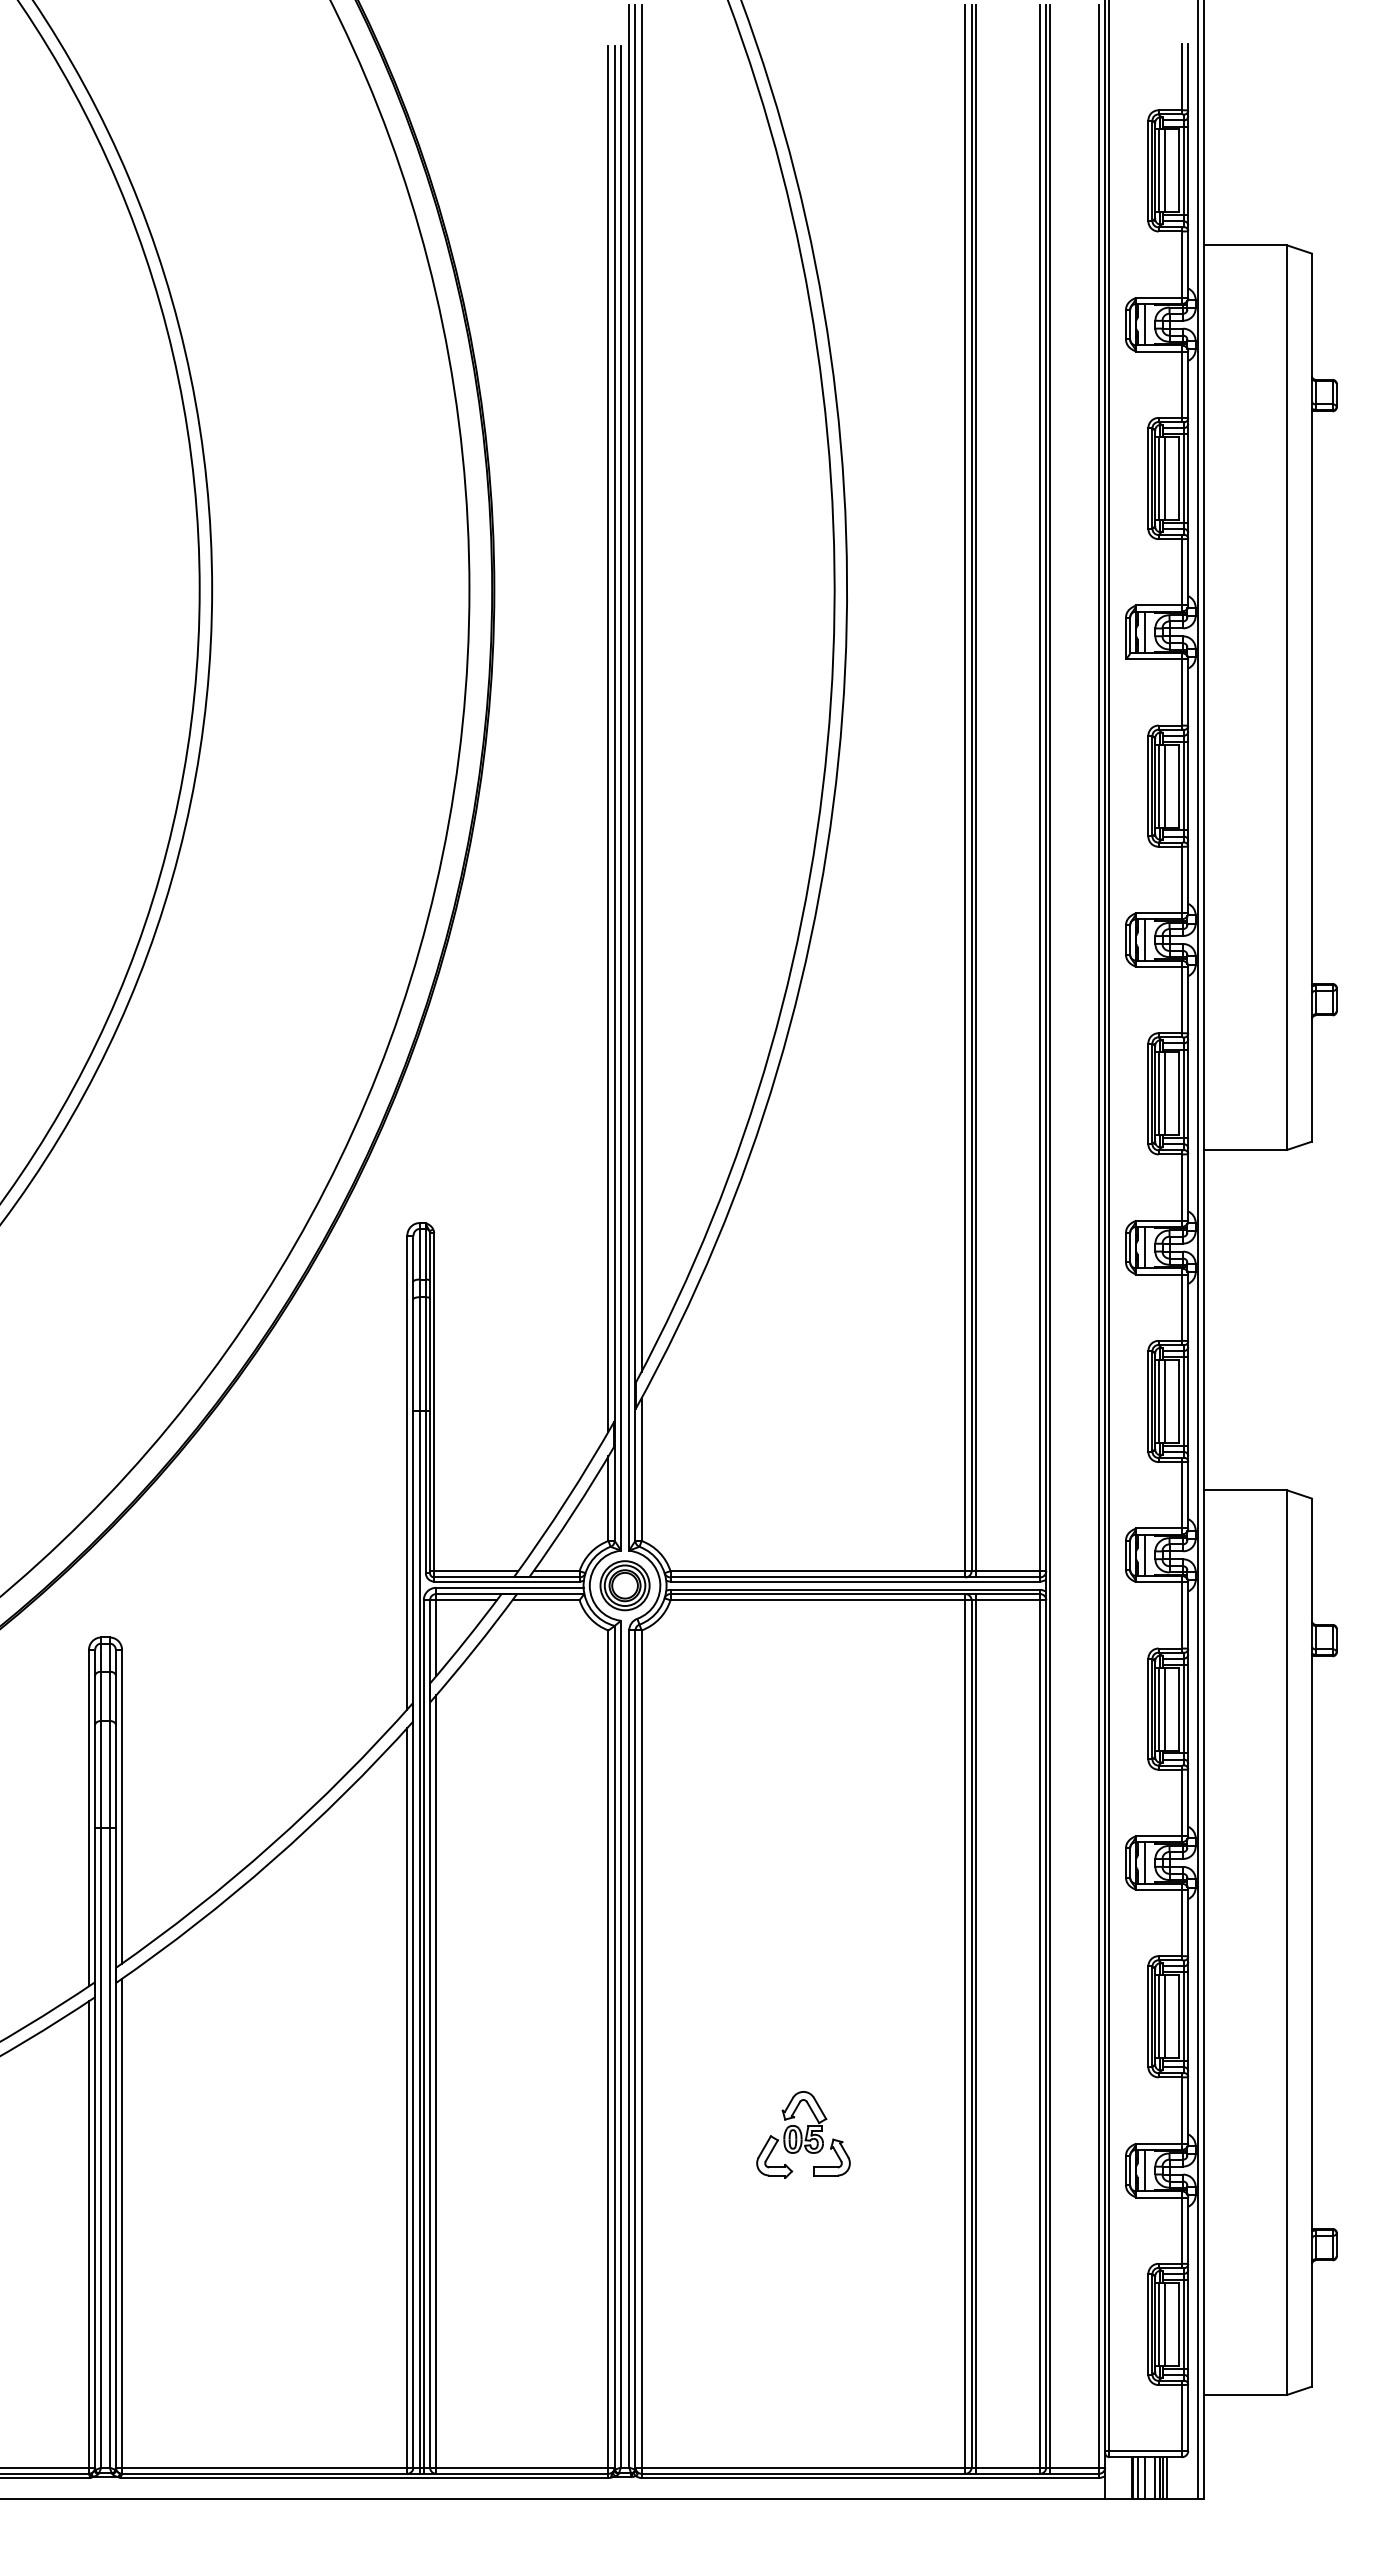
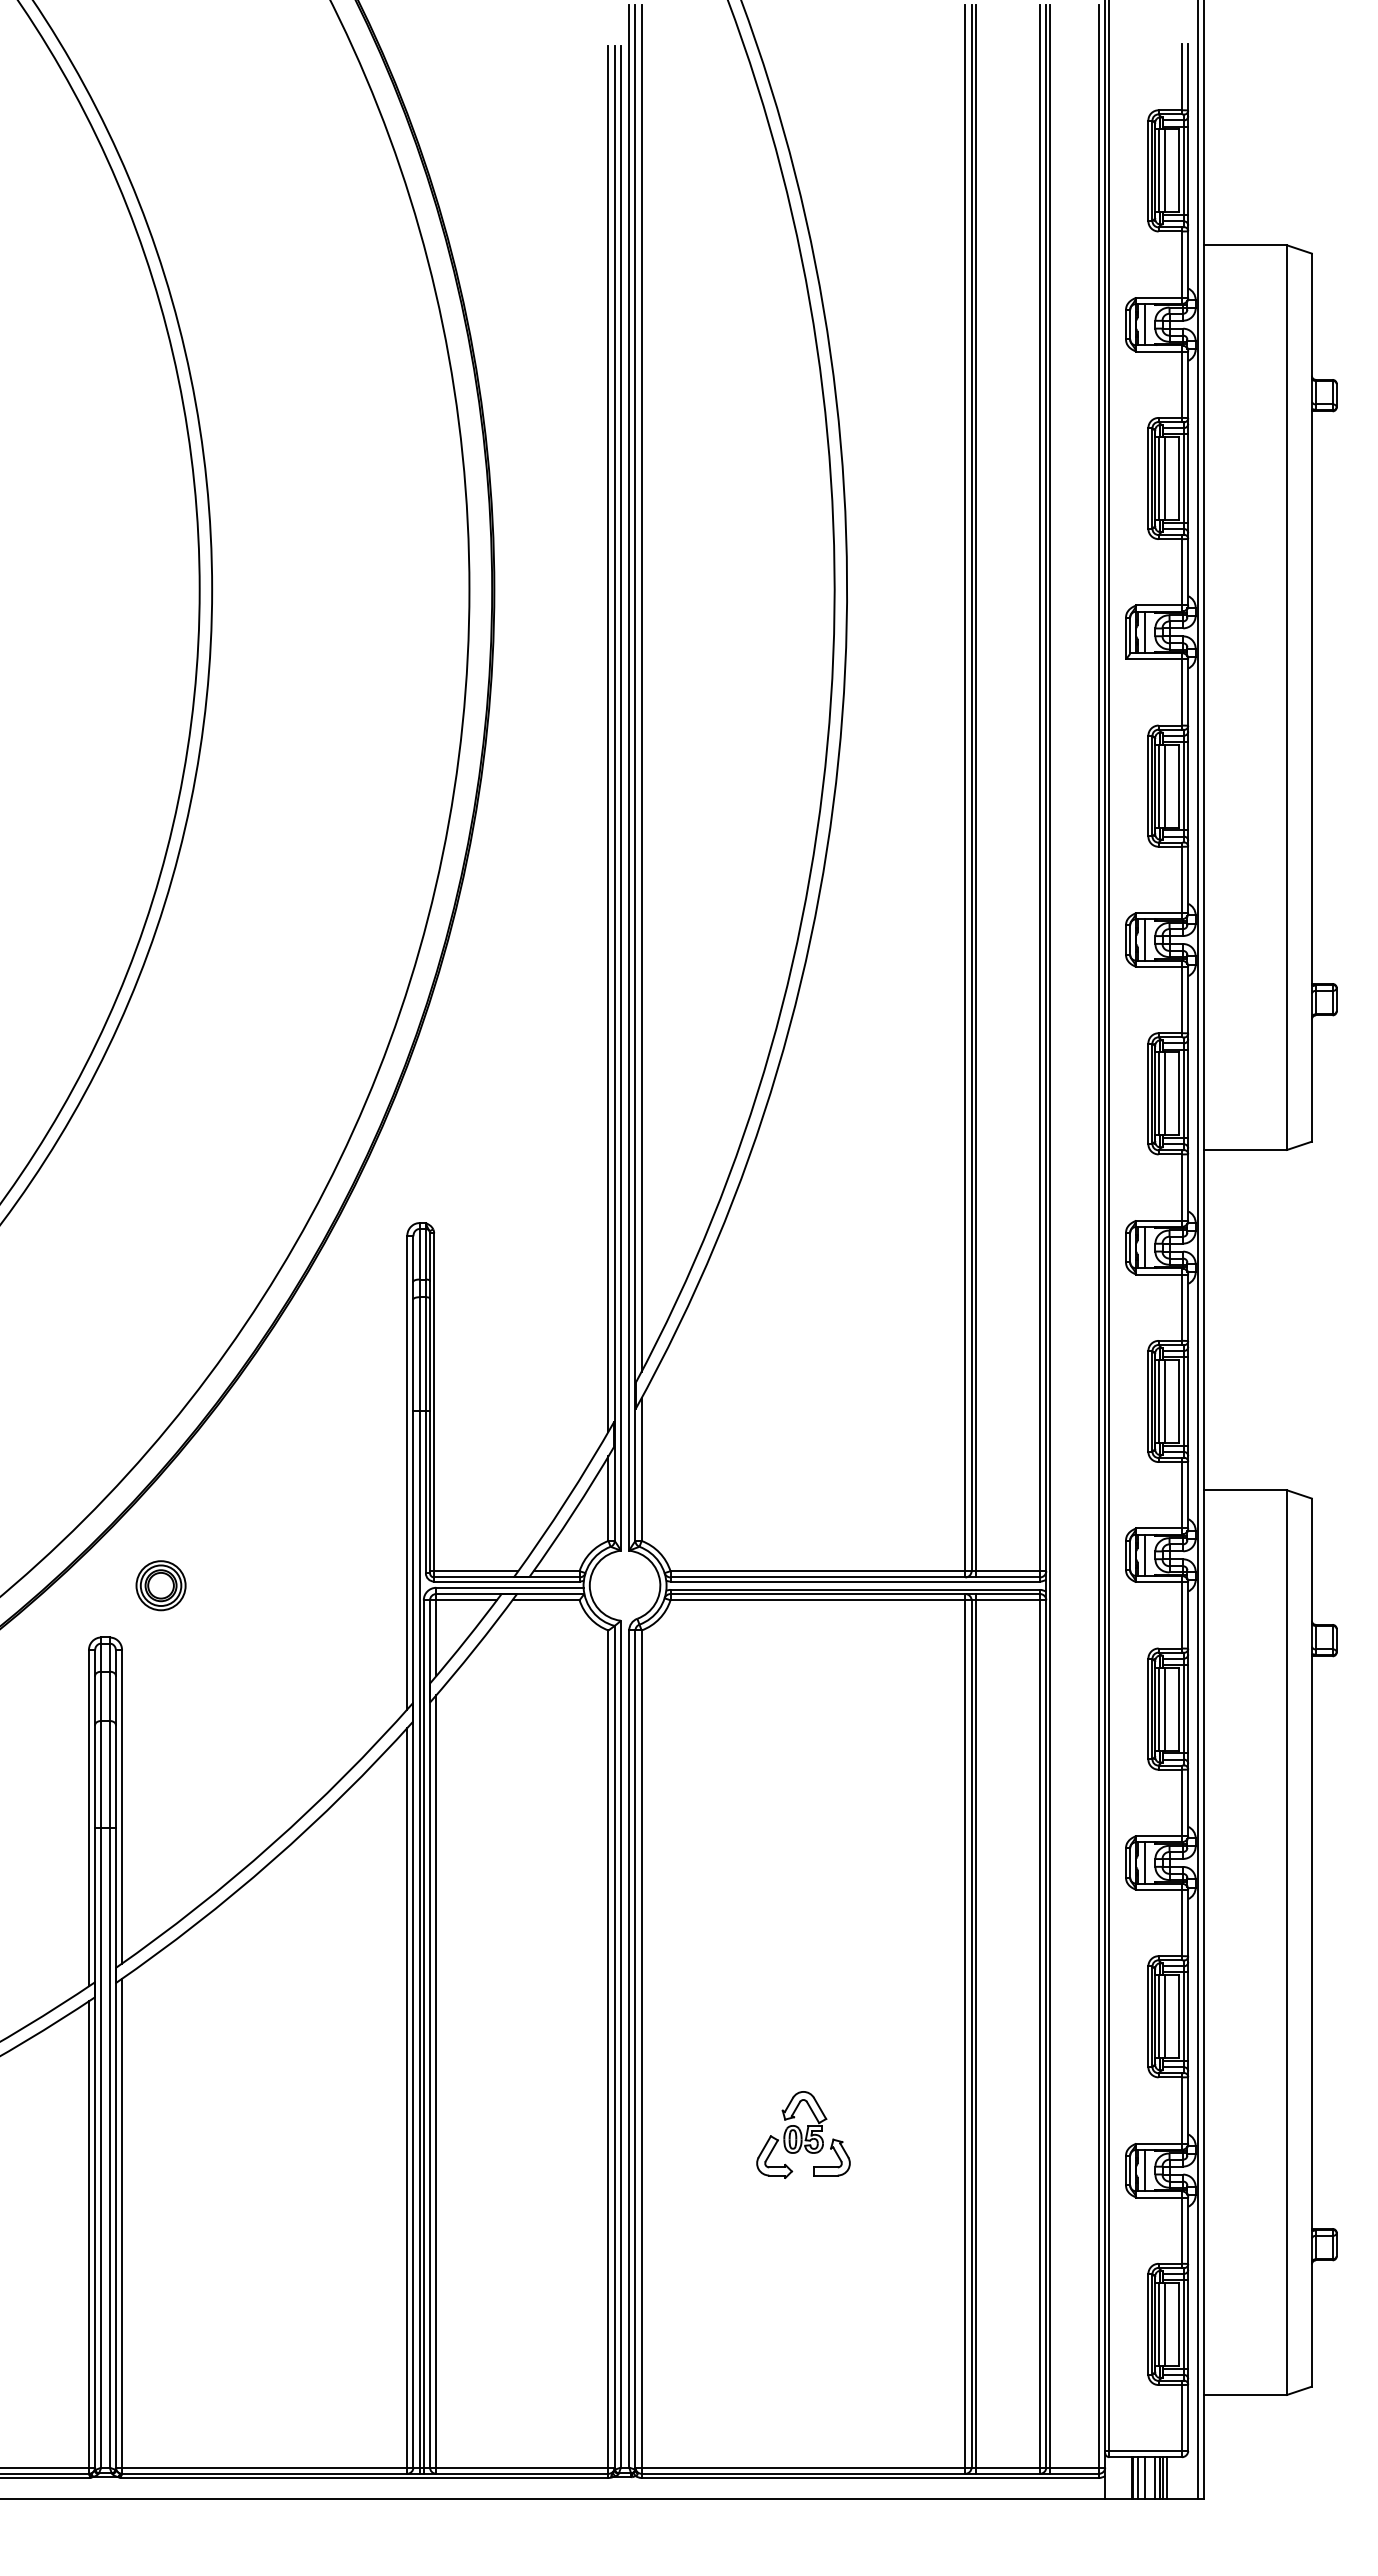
part position: (624, 1585) -> (160, 1585) (160, 1585)
